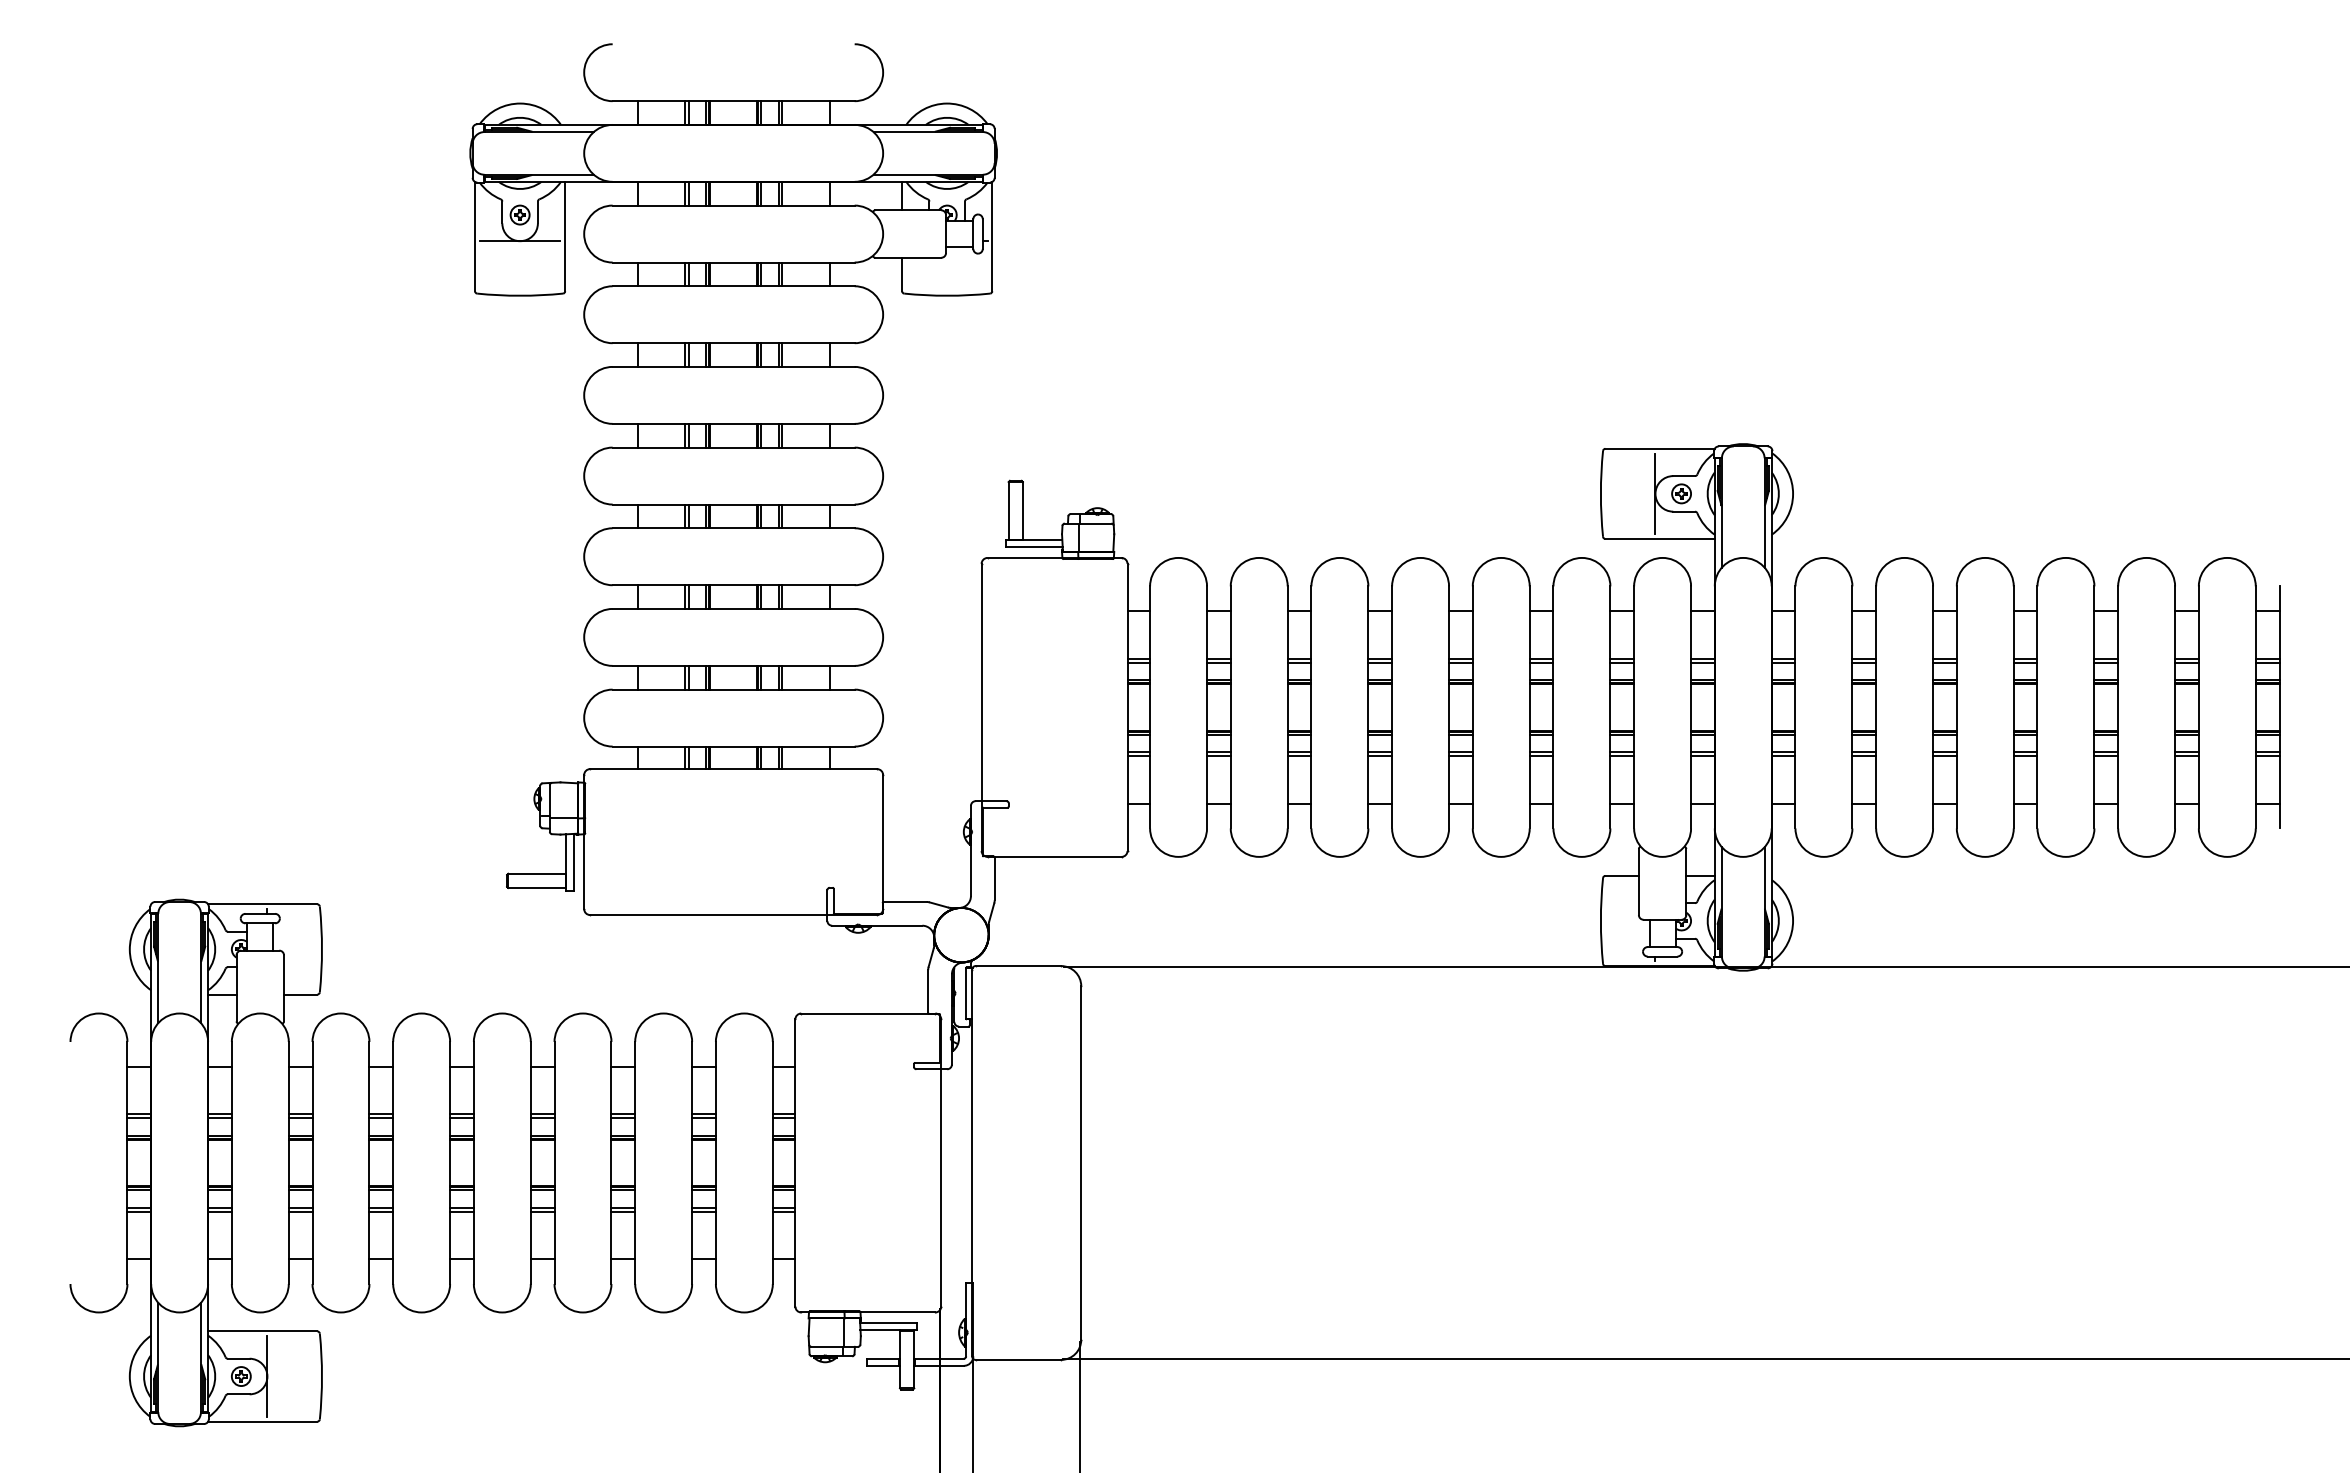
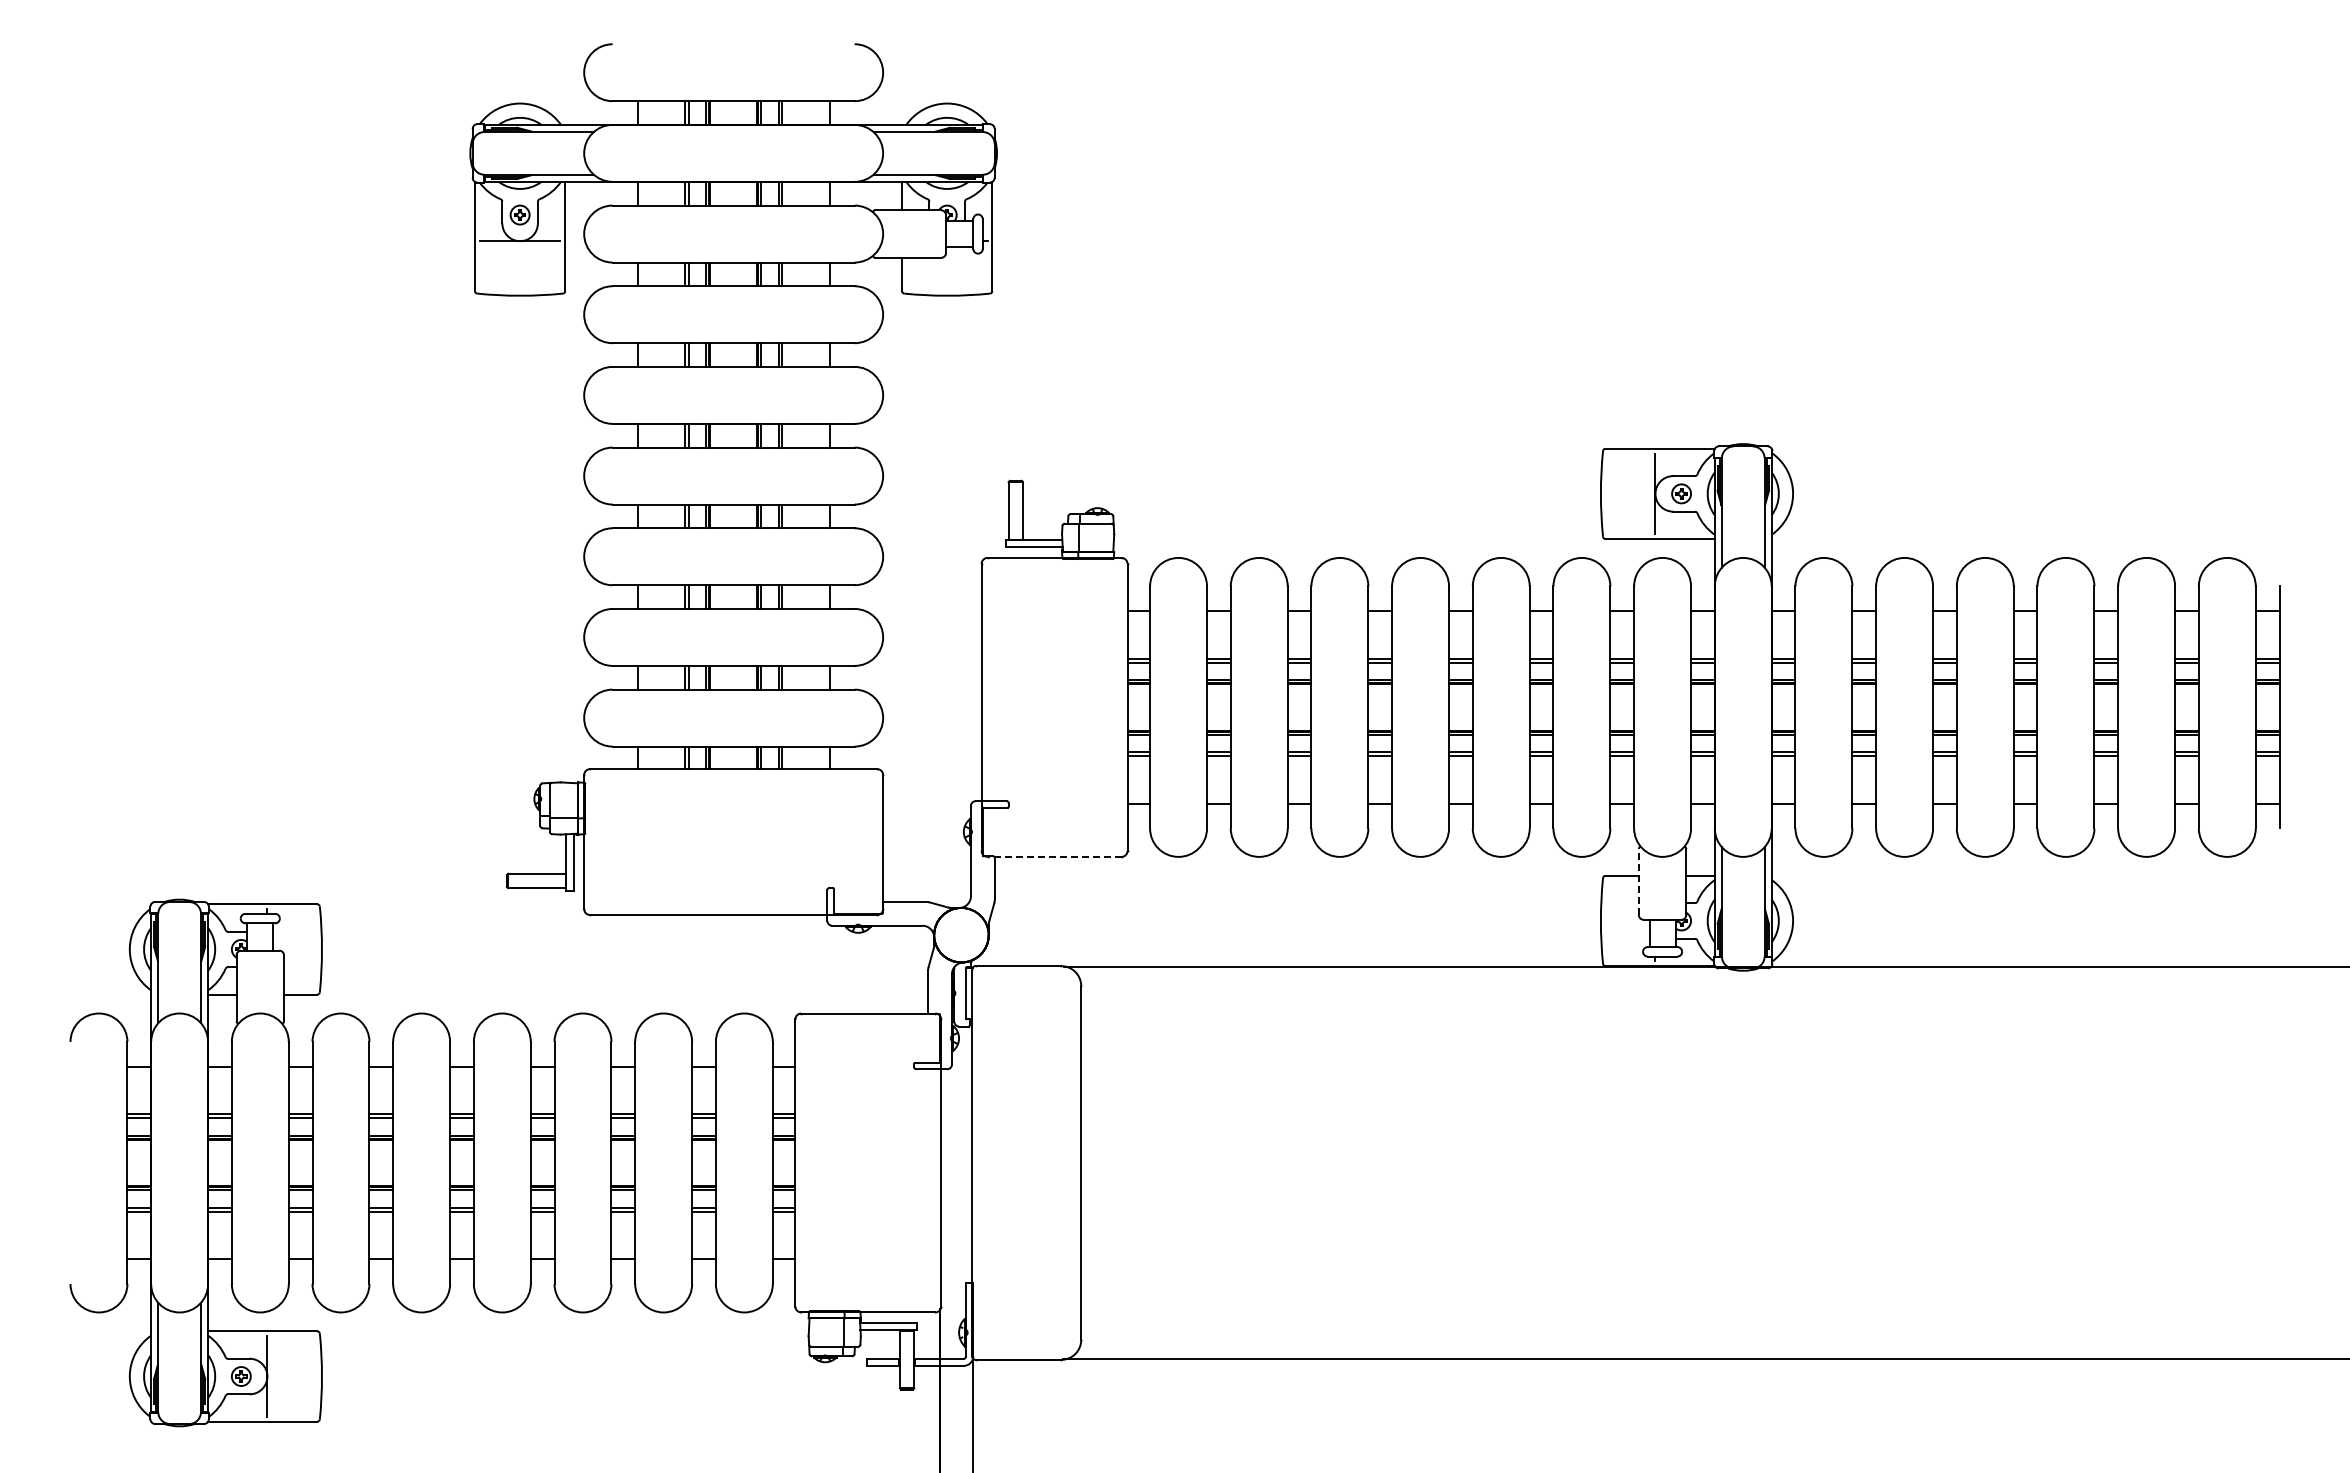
line: solid -> dashed (1054, 856)
line: solid -> dashed (1638, 881)
line: present -> none (1080, 1405)
